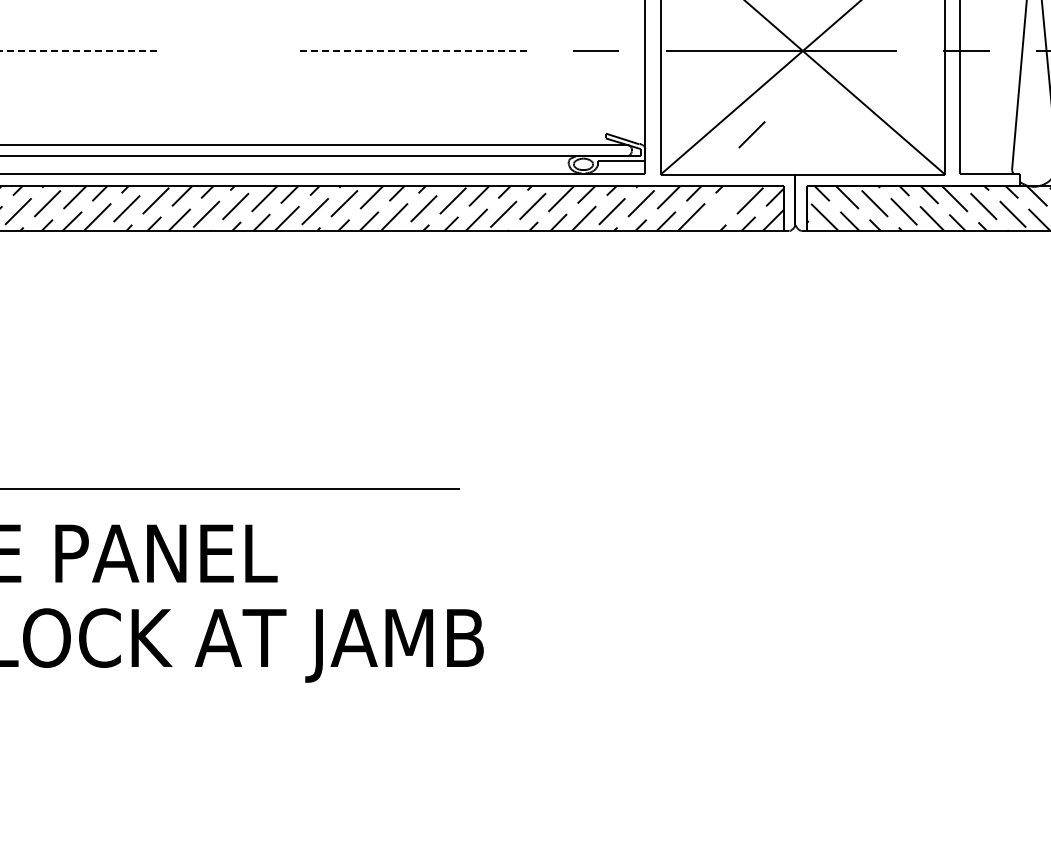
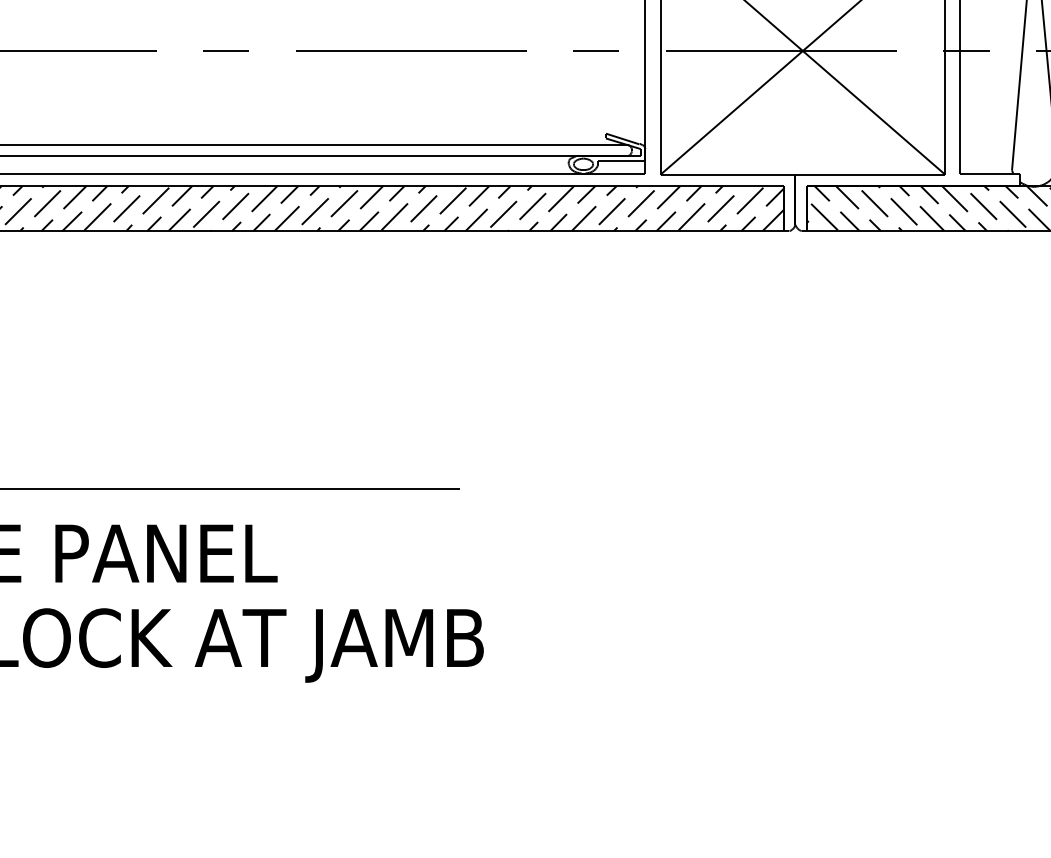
line: none -> present (225, 50)
line: dashed -> solid (78, 51)
line: dashed -> solid (411, 51)
line position: (751, 134) -> (720, 208) (720, 208)
